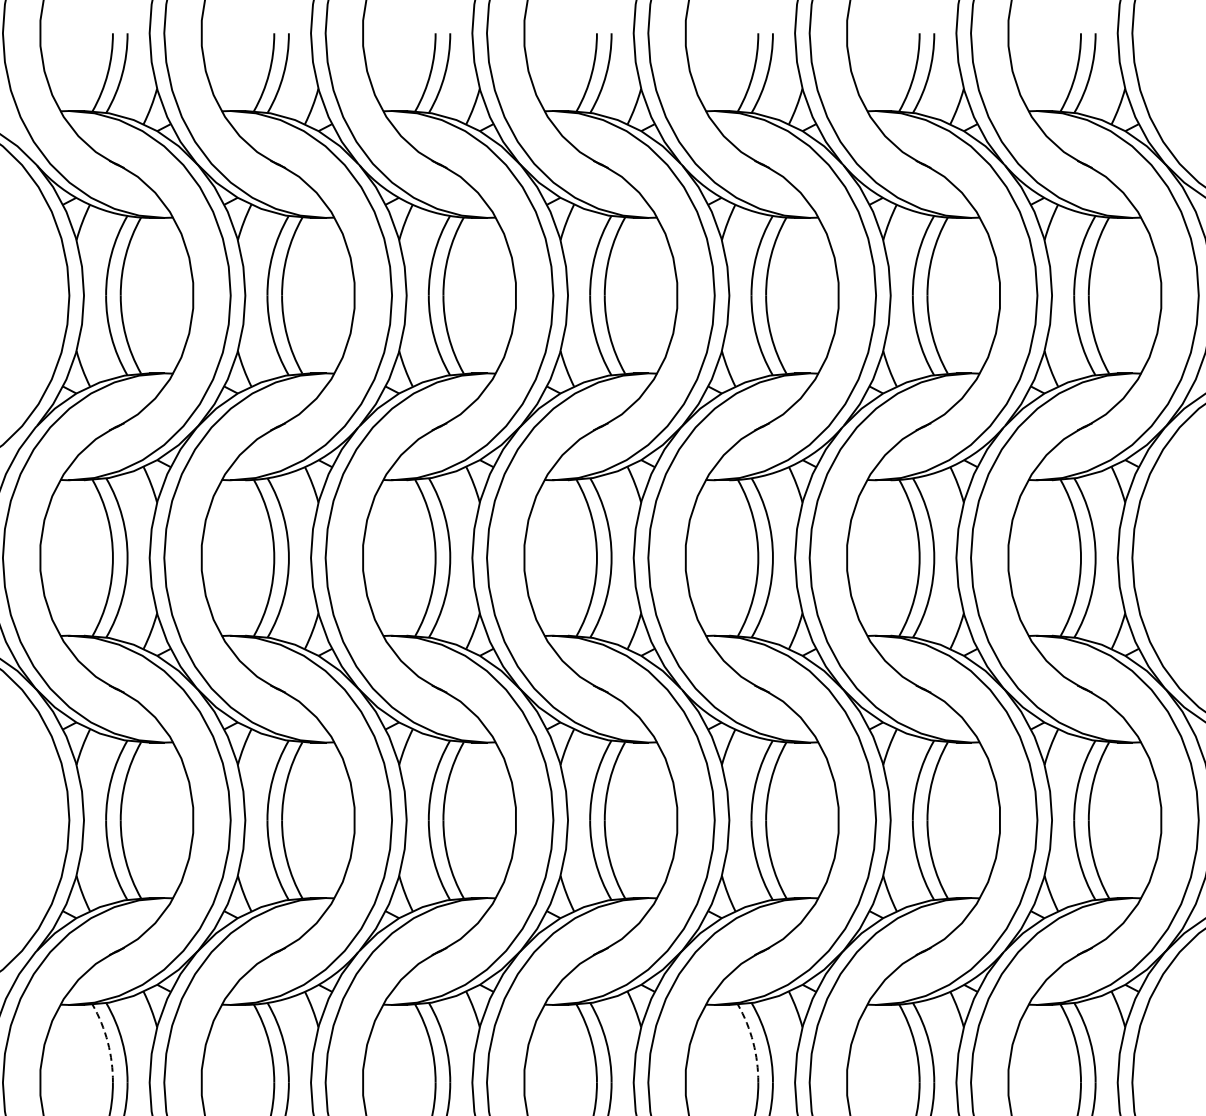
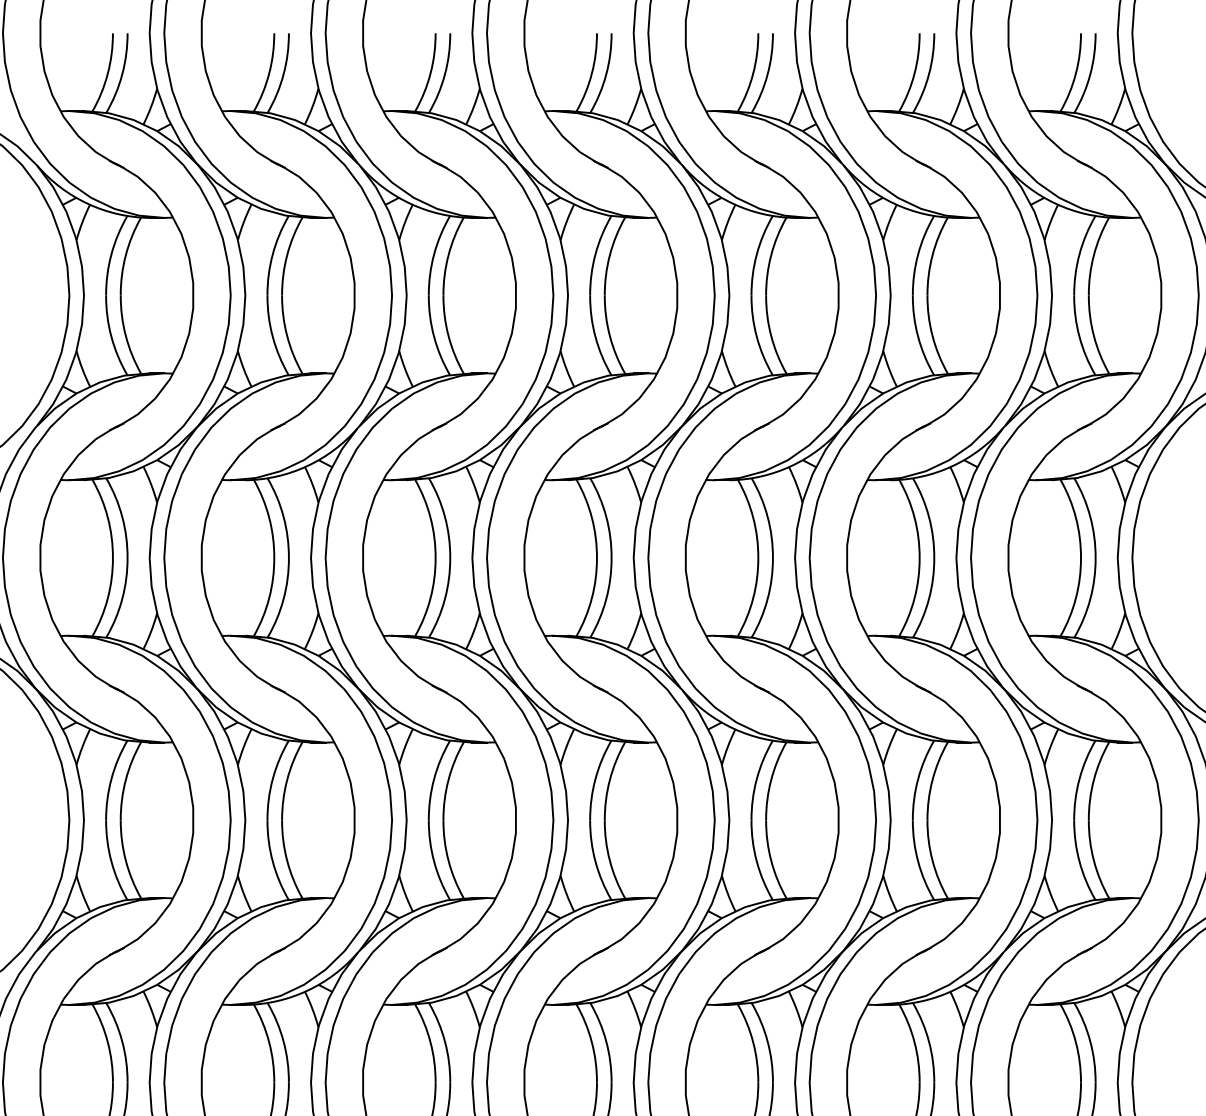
arc: dashed -> solid (107, 1042)
arc: dashed -> solid (753, 1042)
